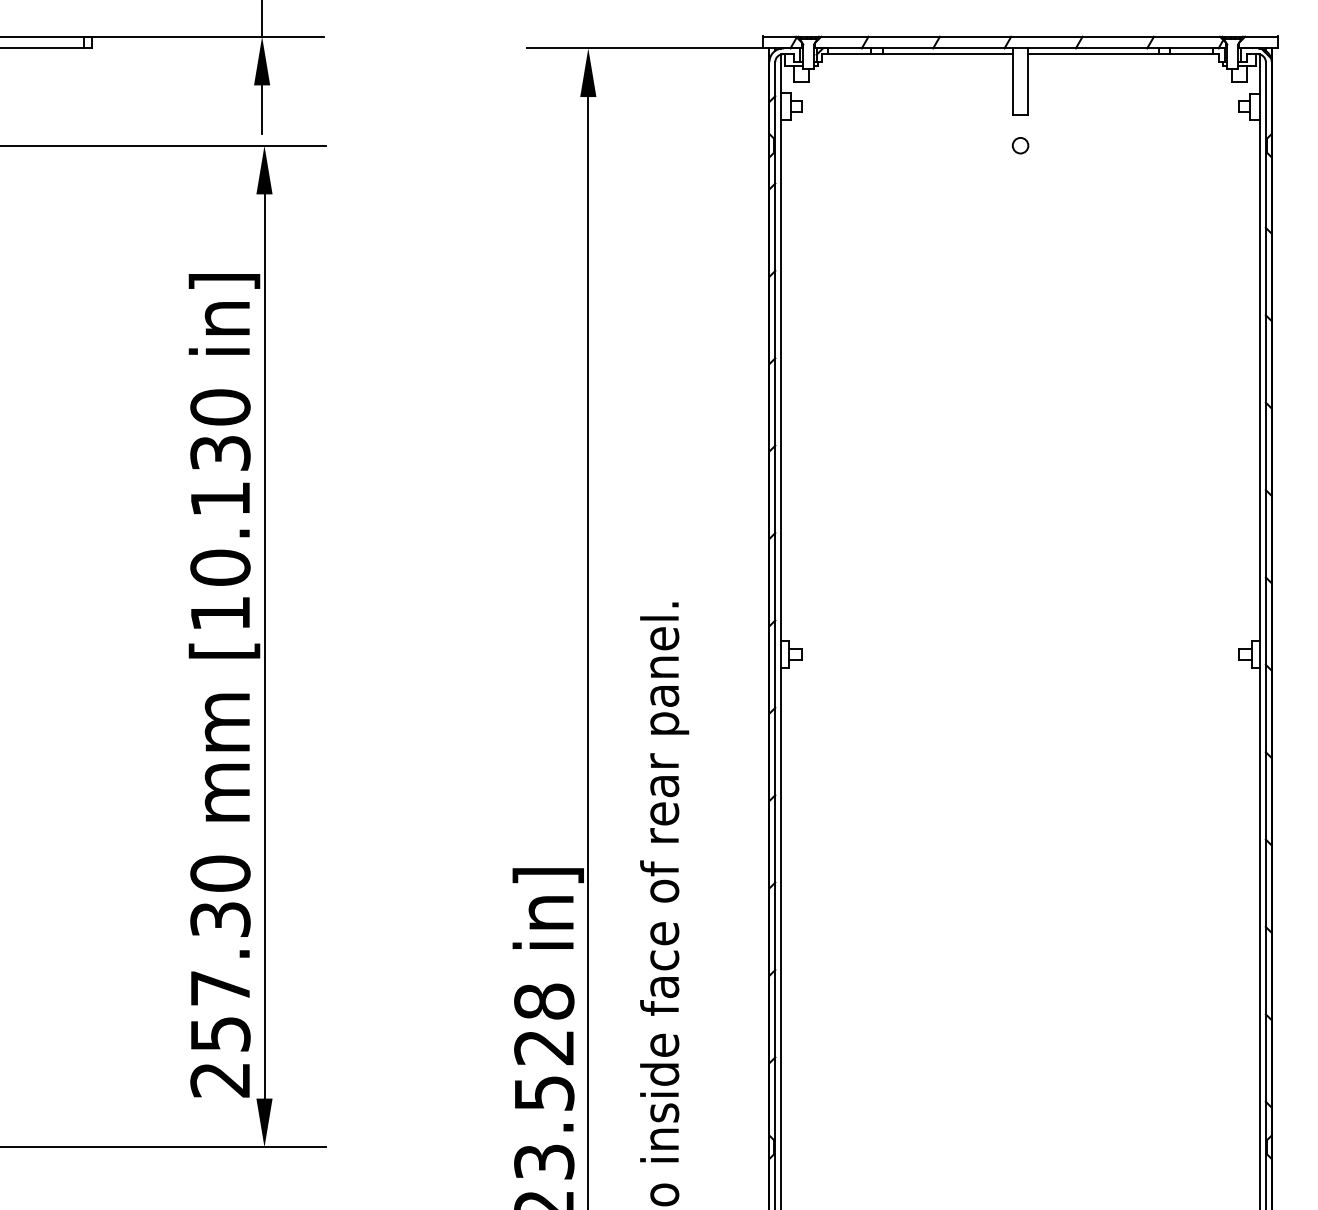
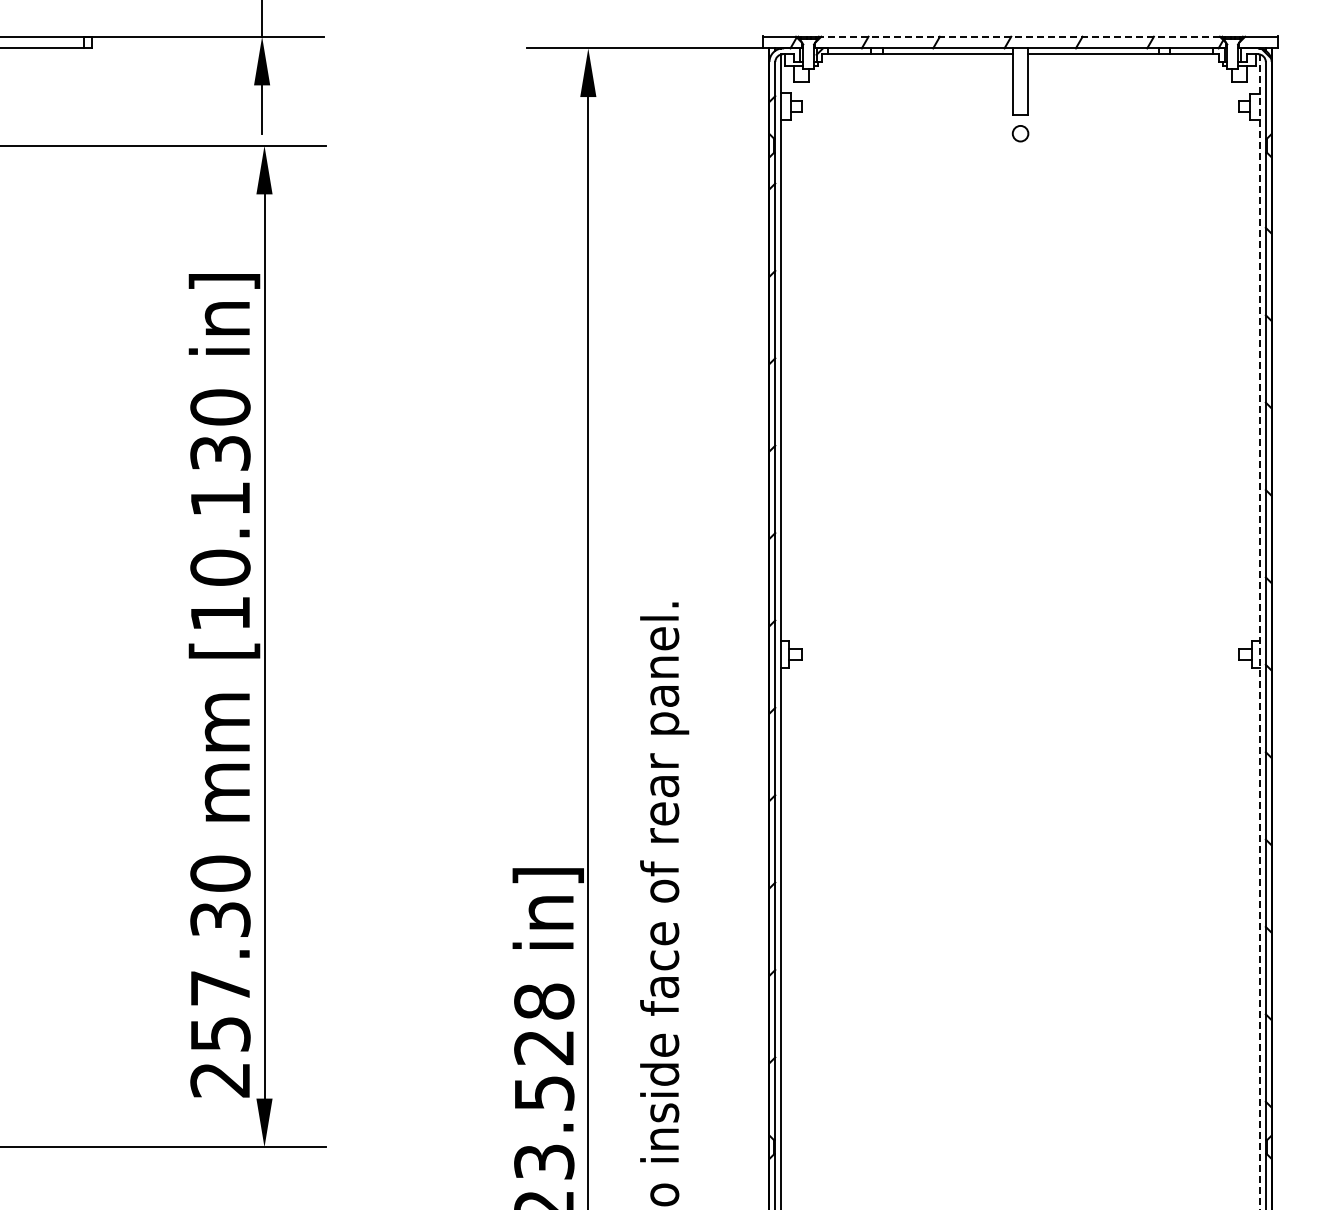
line: solid -> dashed (1020, 36)
circle position: (1020, 145) -> (1020, 133) (1020, 133)
line: solid -> dashed (1260, 632)
